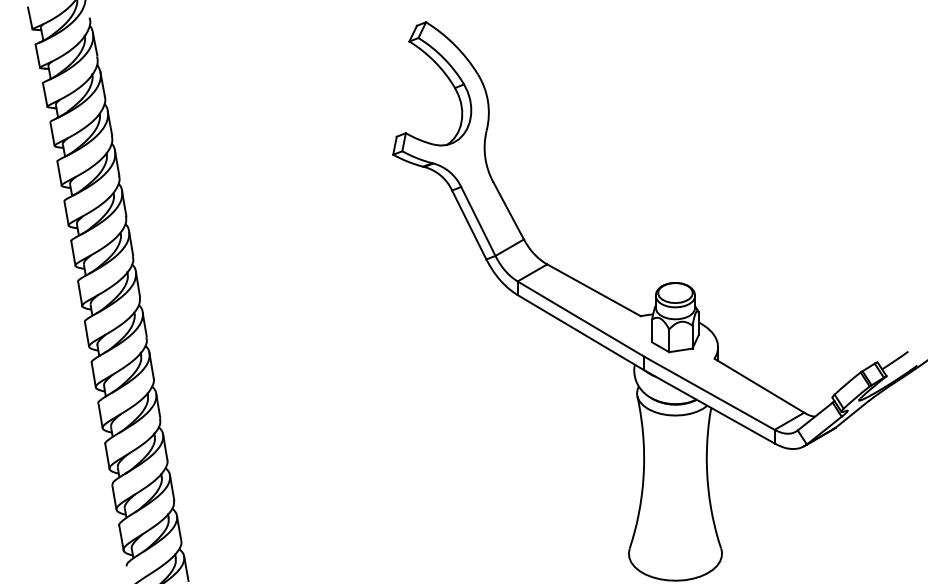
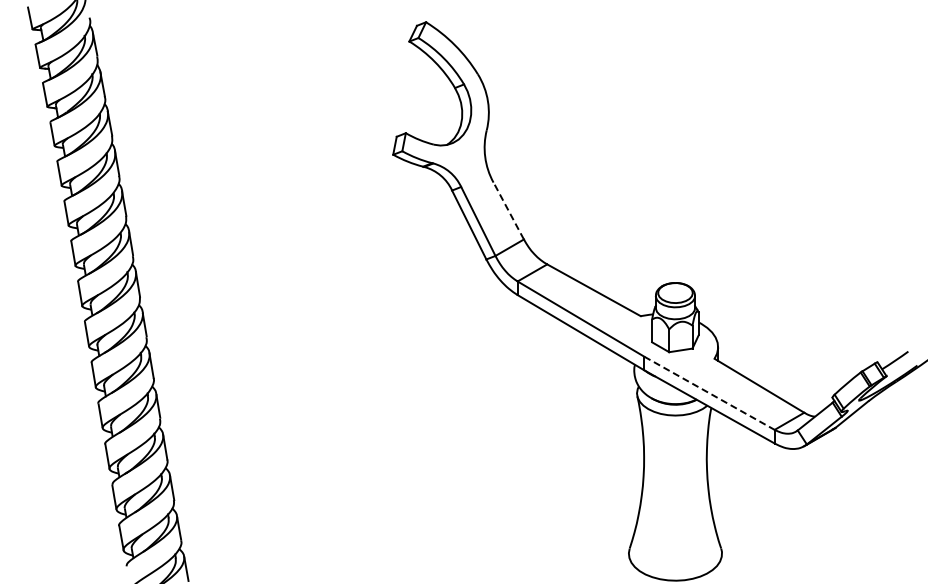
line: solid -> dashed (508, 210)
line: solid -> dashed (709, 393)
